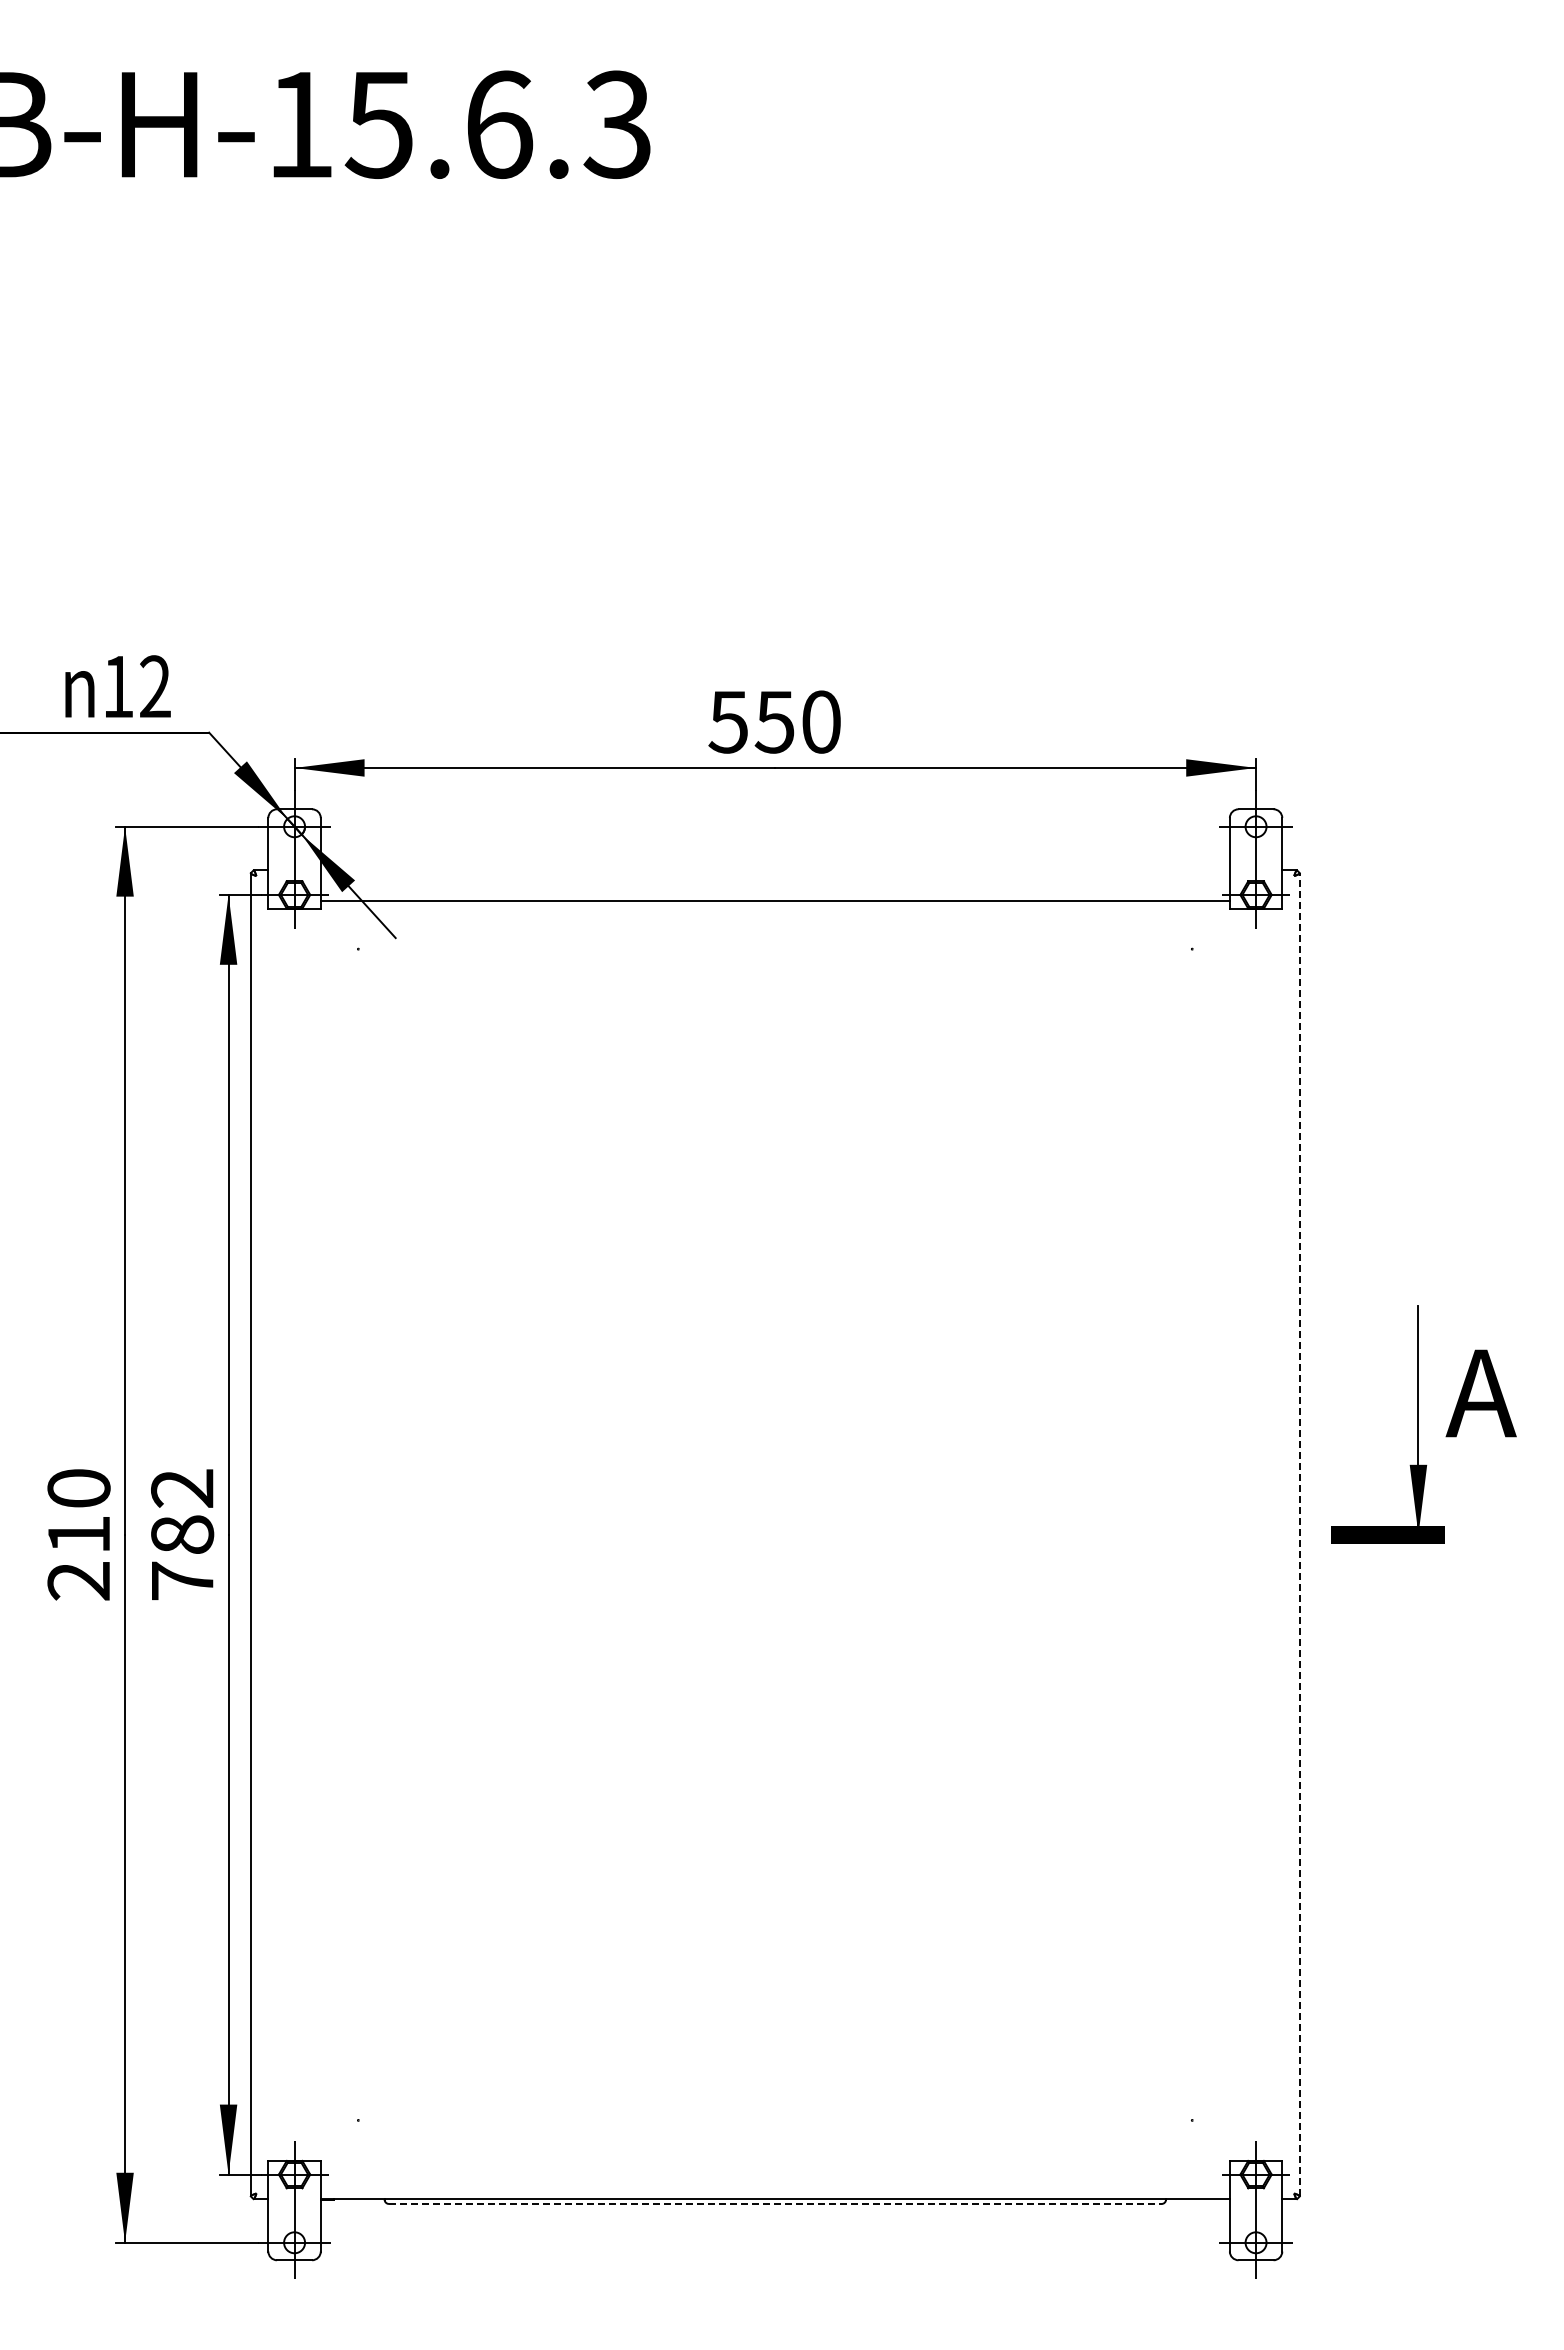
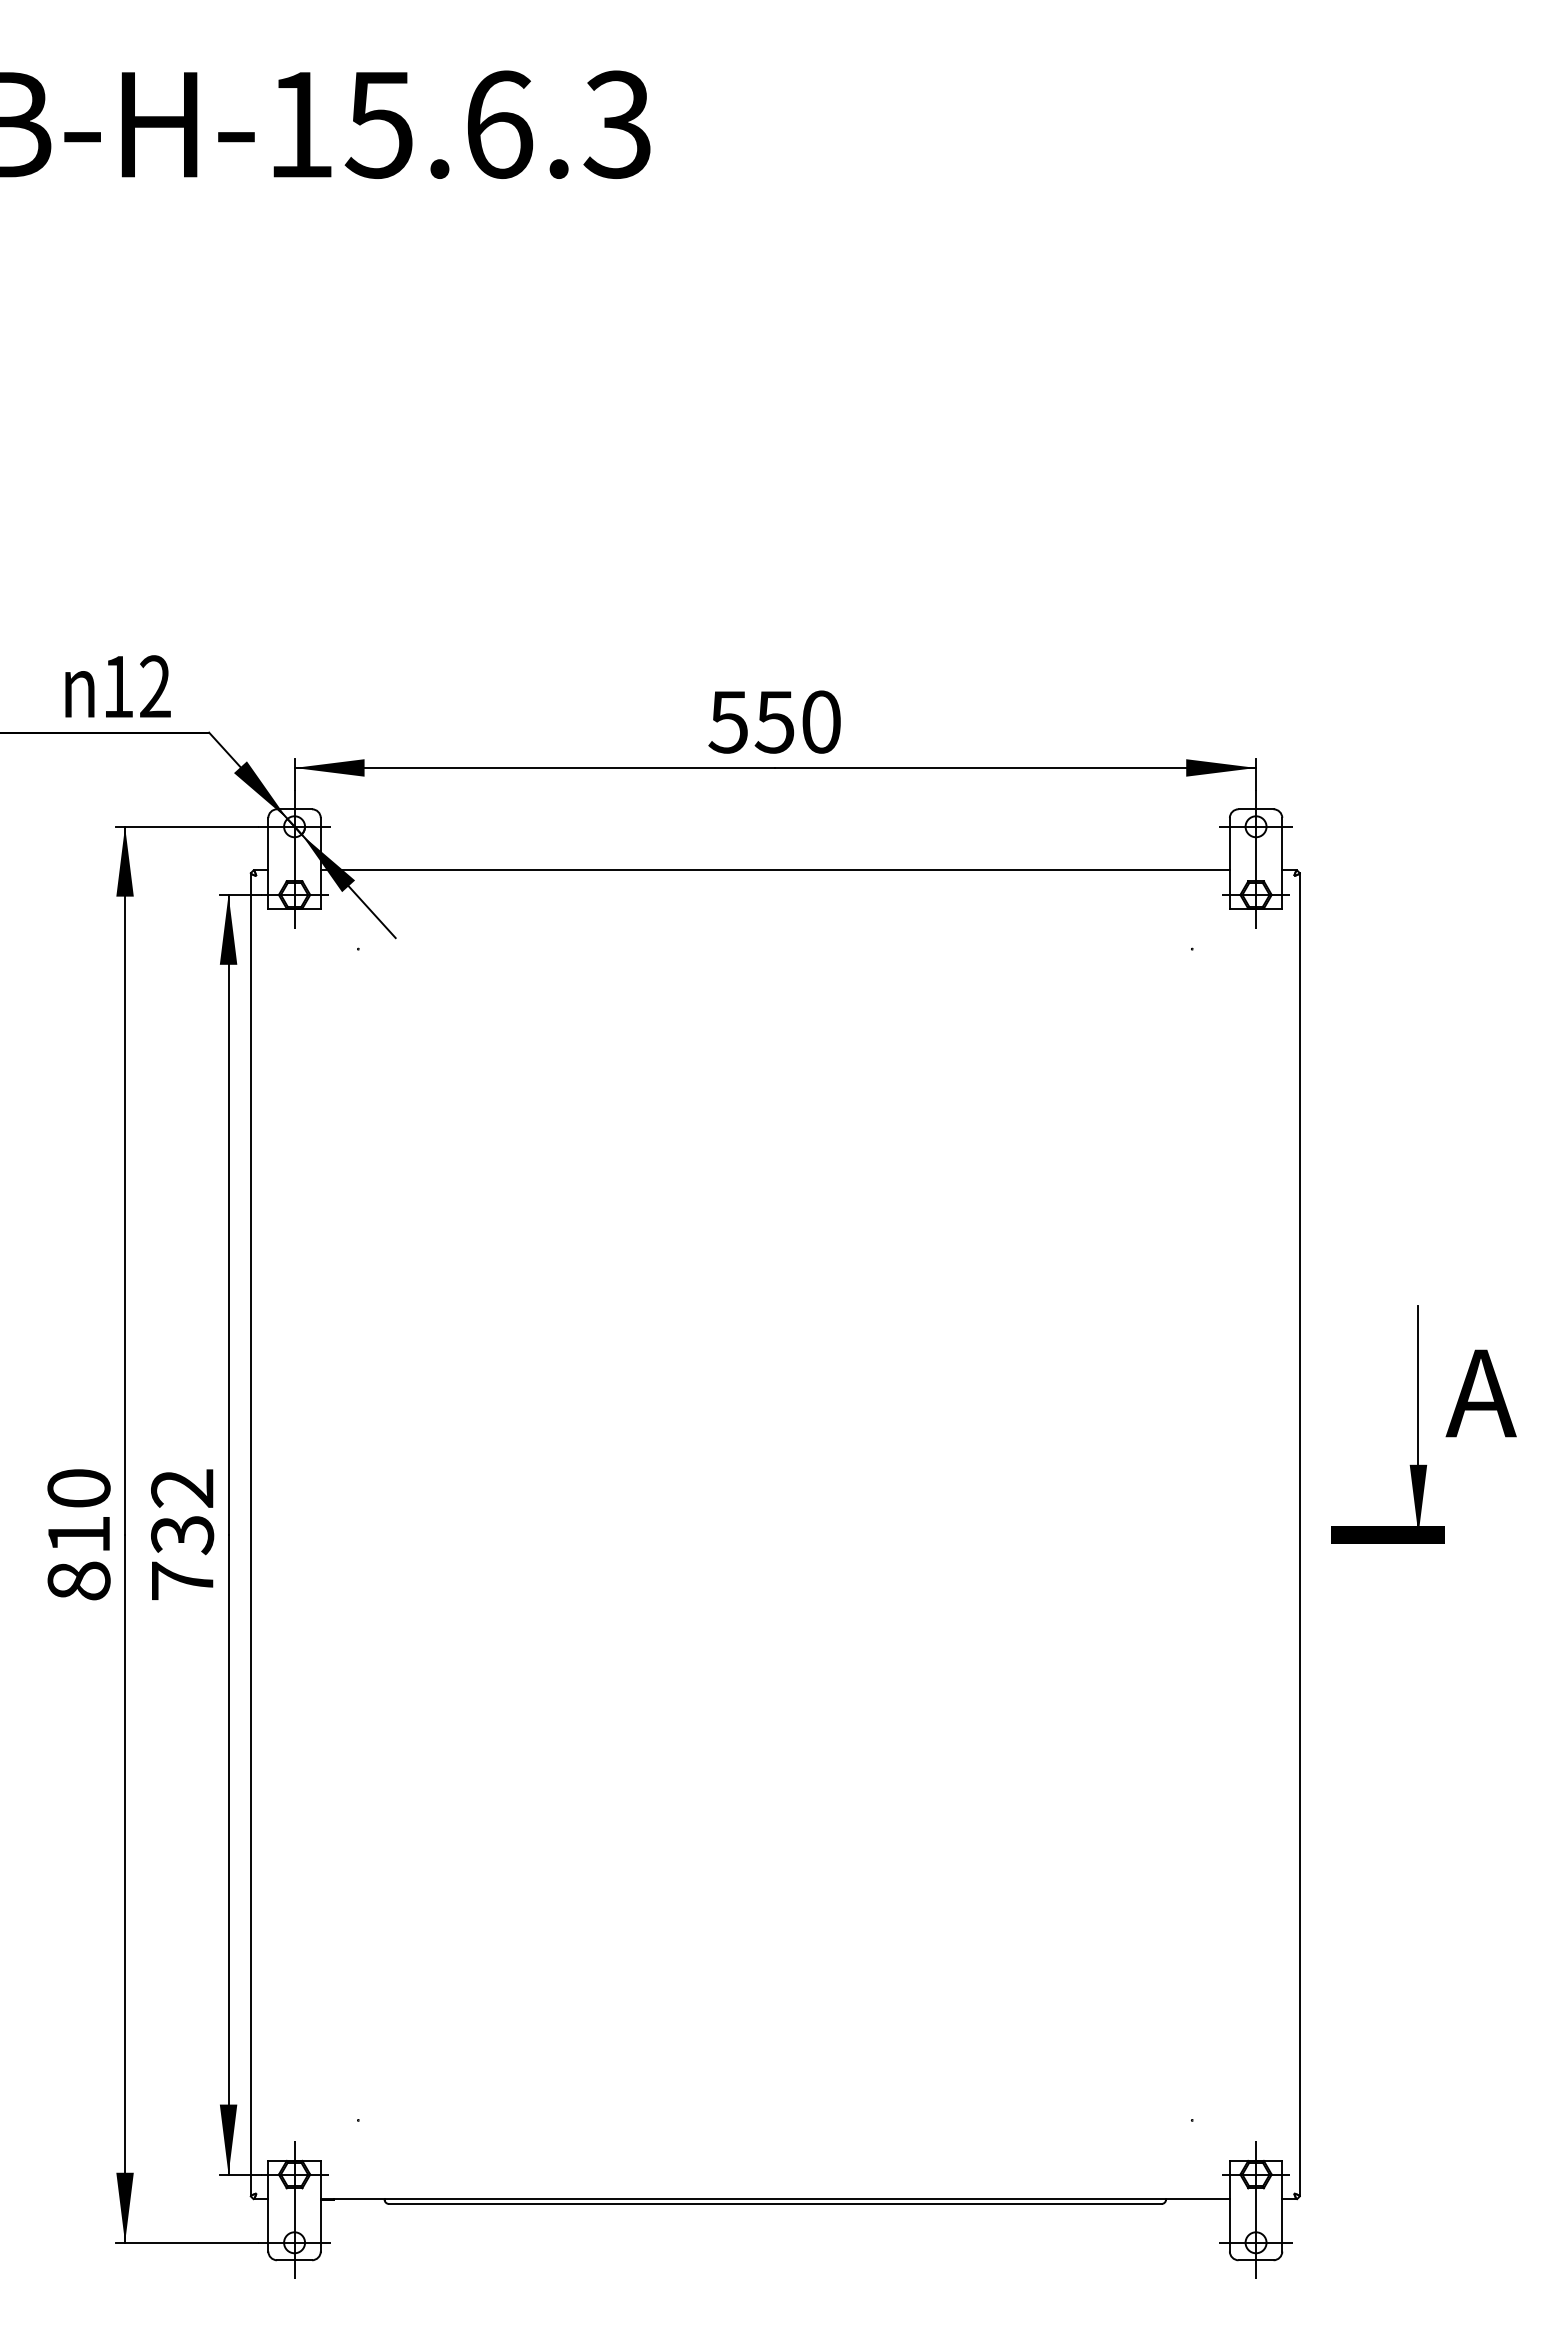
line position: (774, 901) -> (774, 870) (774, 870)
line: dashed -> solid (1299, 1534)
text: 782 -> 732 (182, 1535)
text: 210 -> 810 (78, 1580)
line: dashed -> solid (775, 2203)
